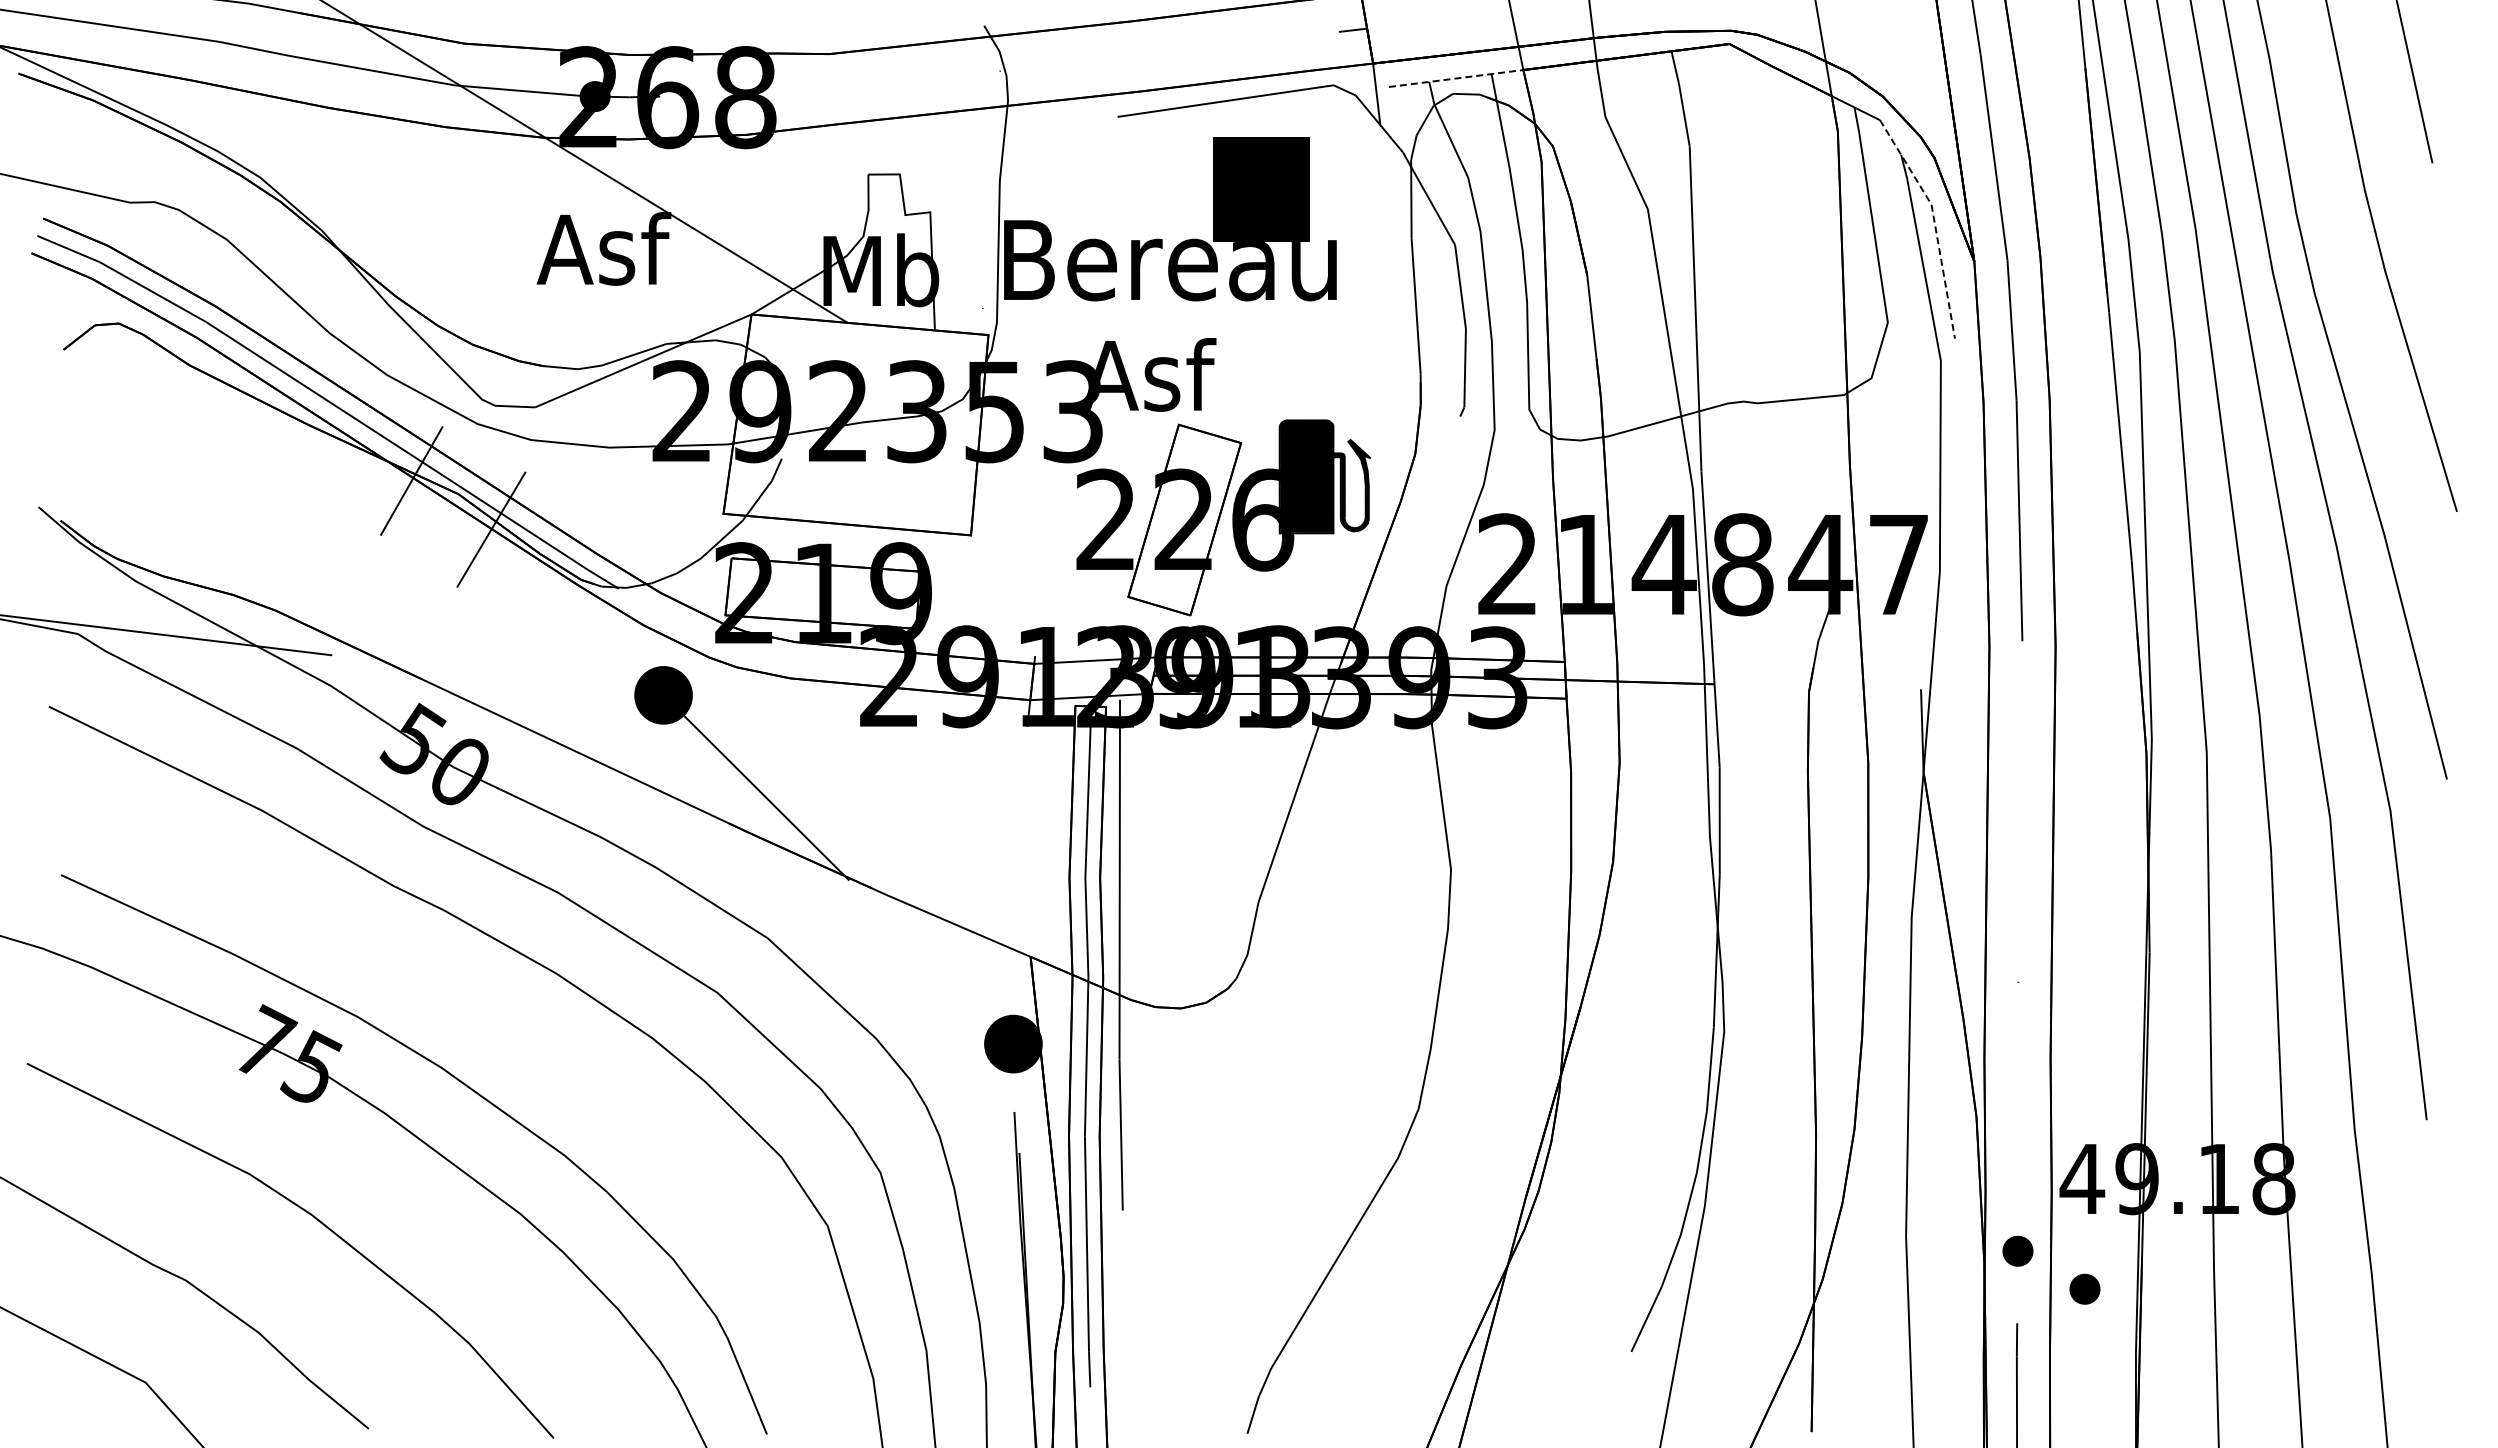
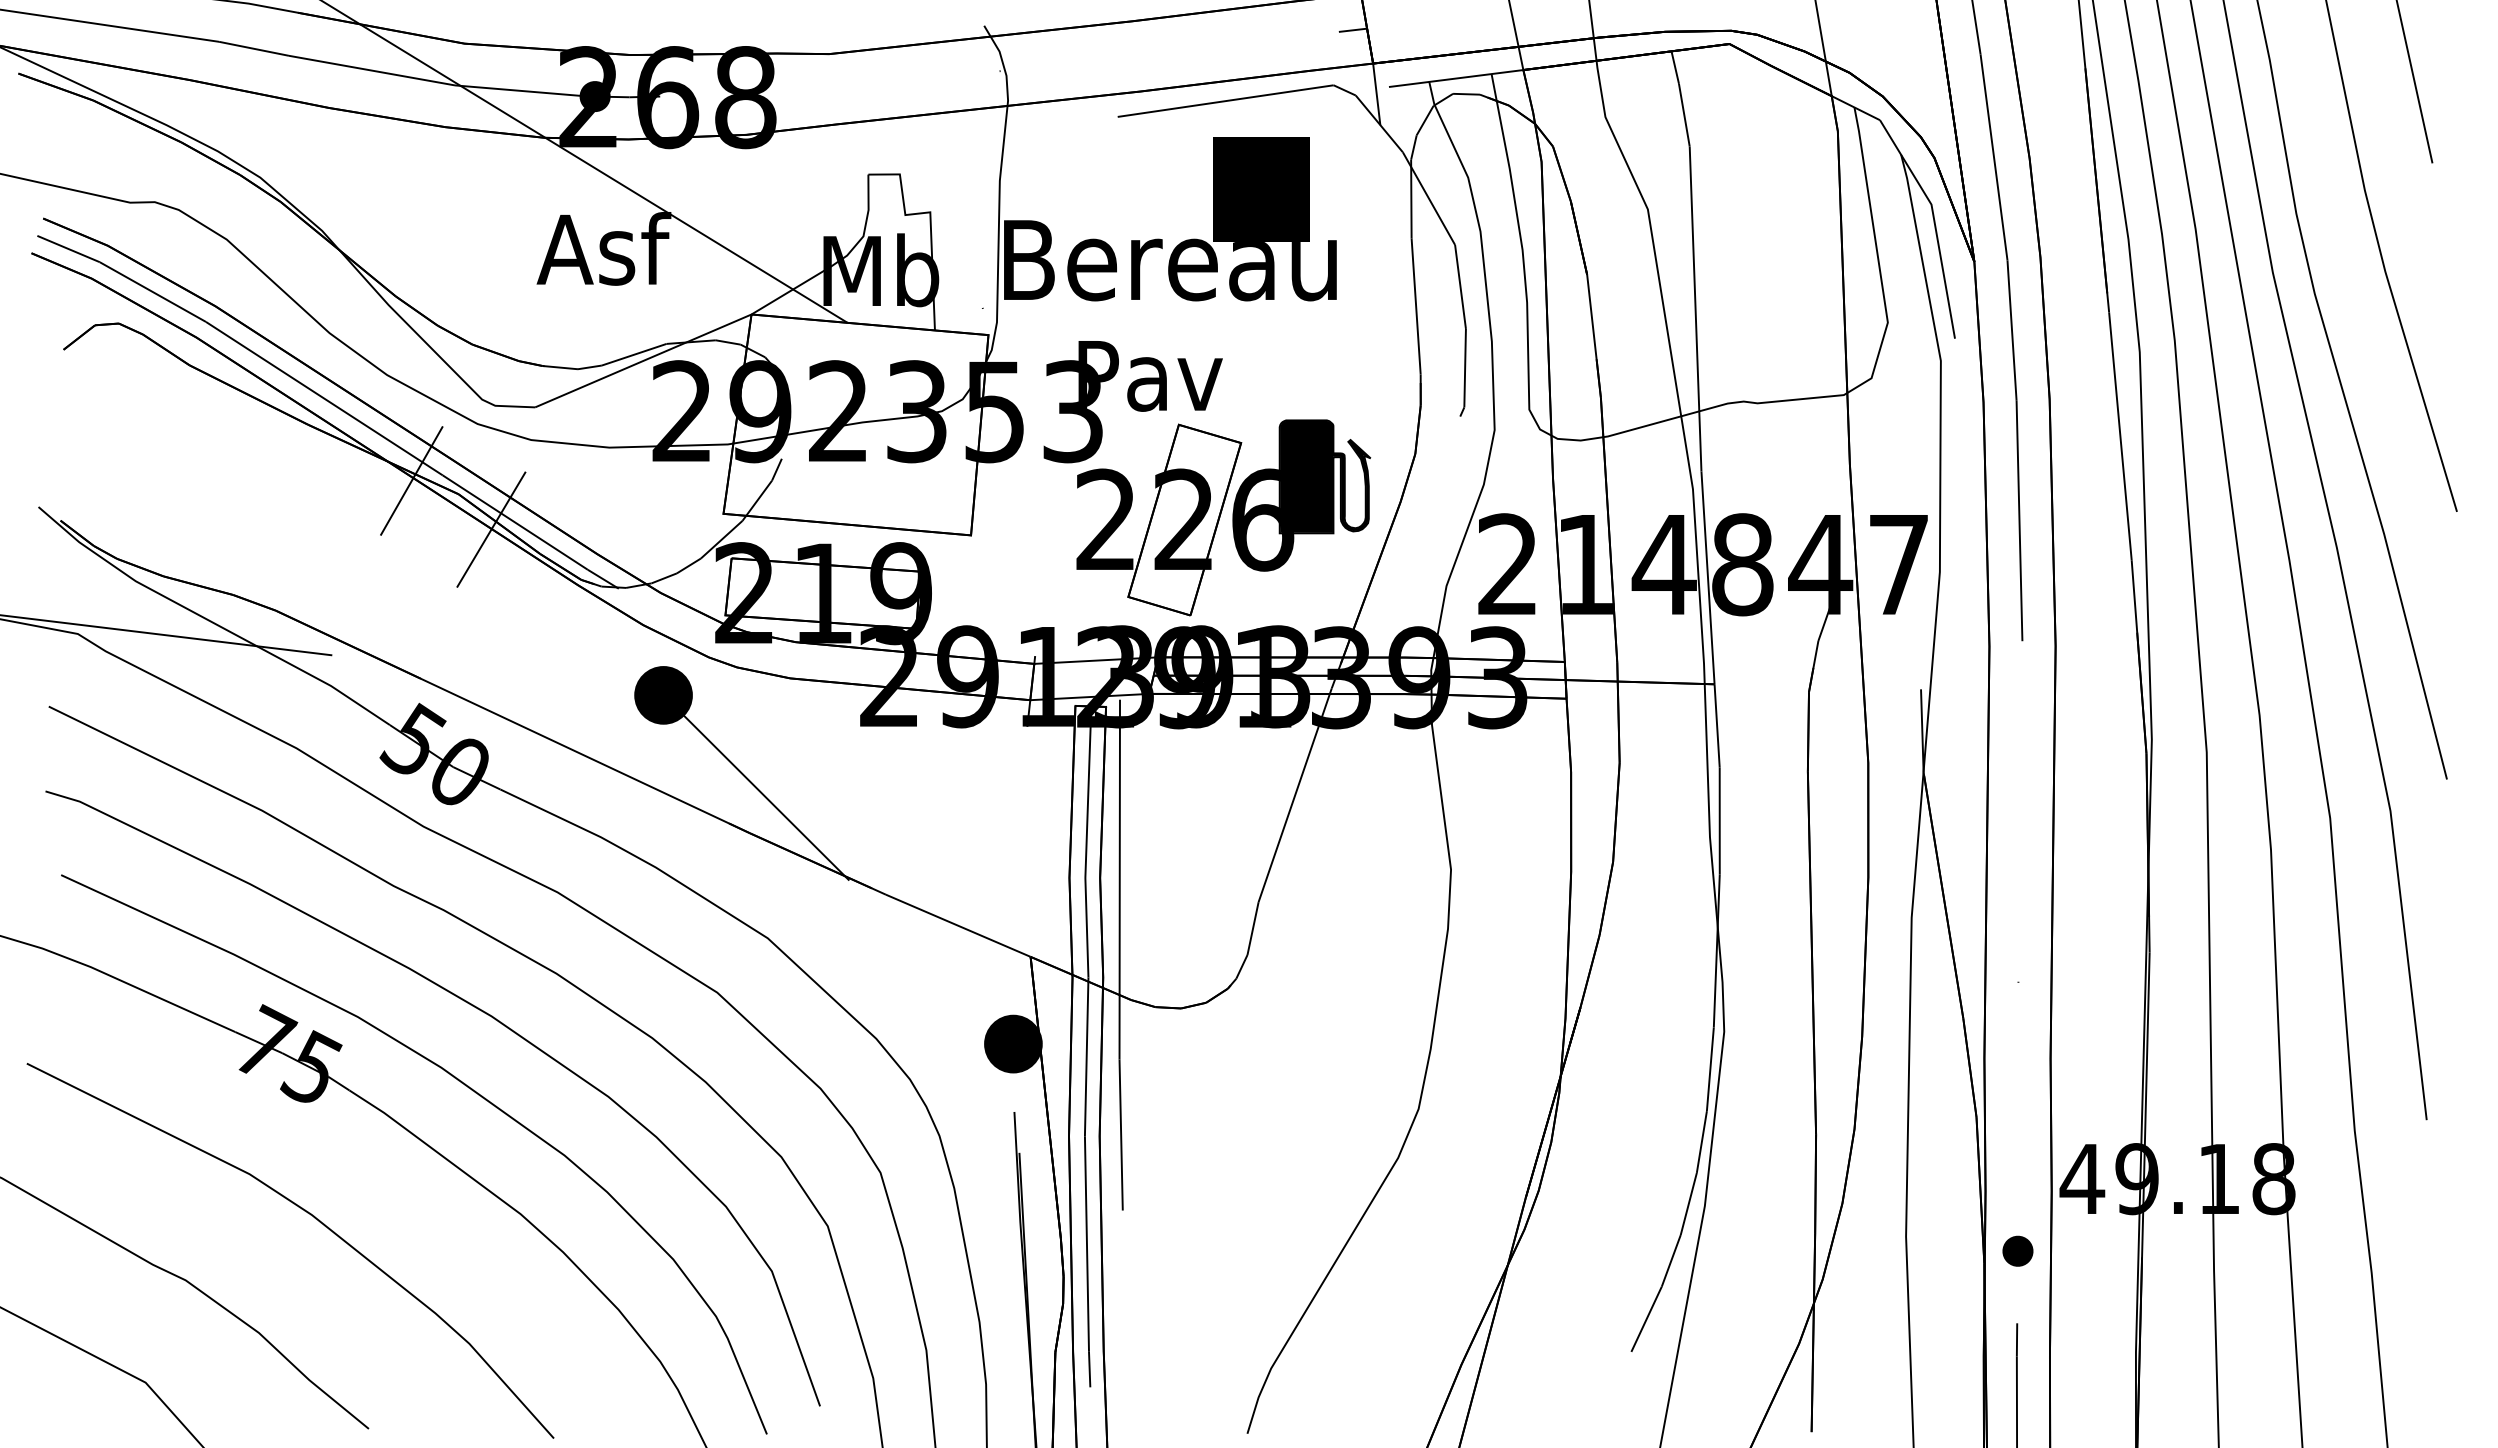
line: dashed -> solid (1456, 78)
line: dashed -> solid (1934, 223)
text: Asf -> Pav (1150, 374)
curve: none -> present (482, 1012)
part: present -> none (2084, 1288)
